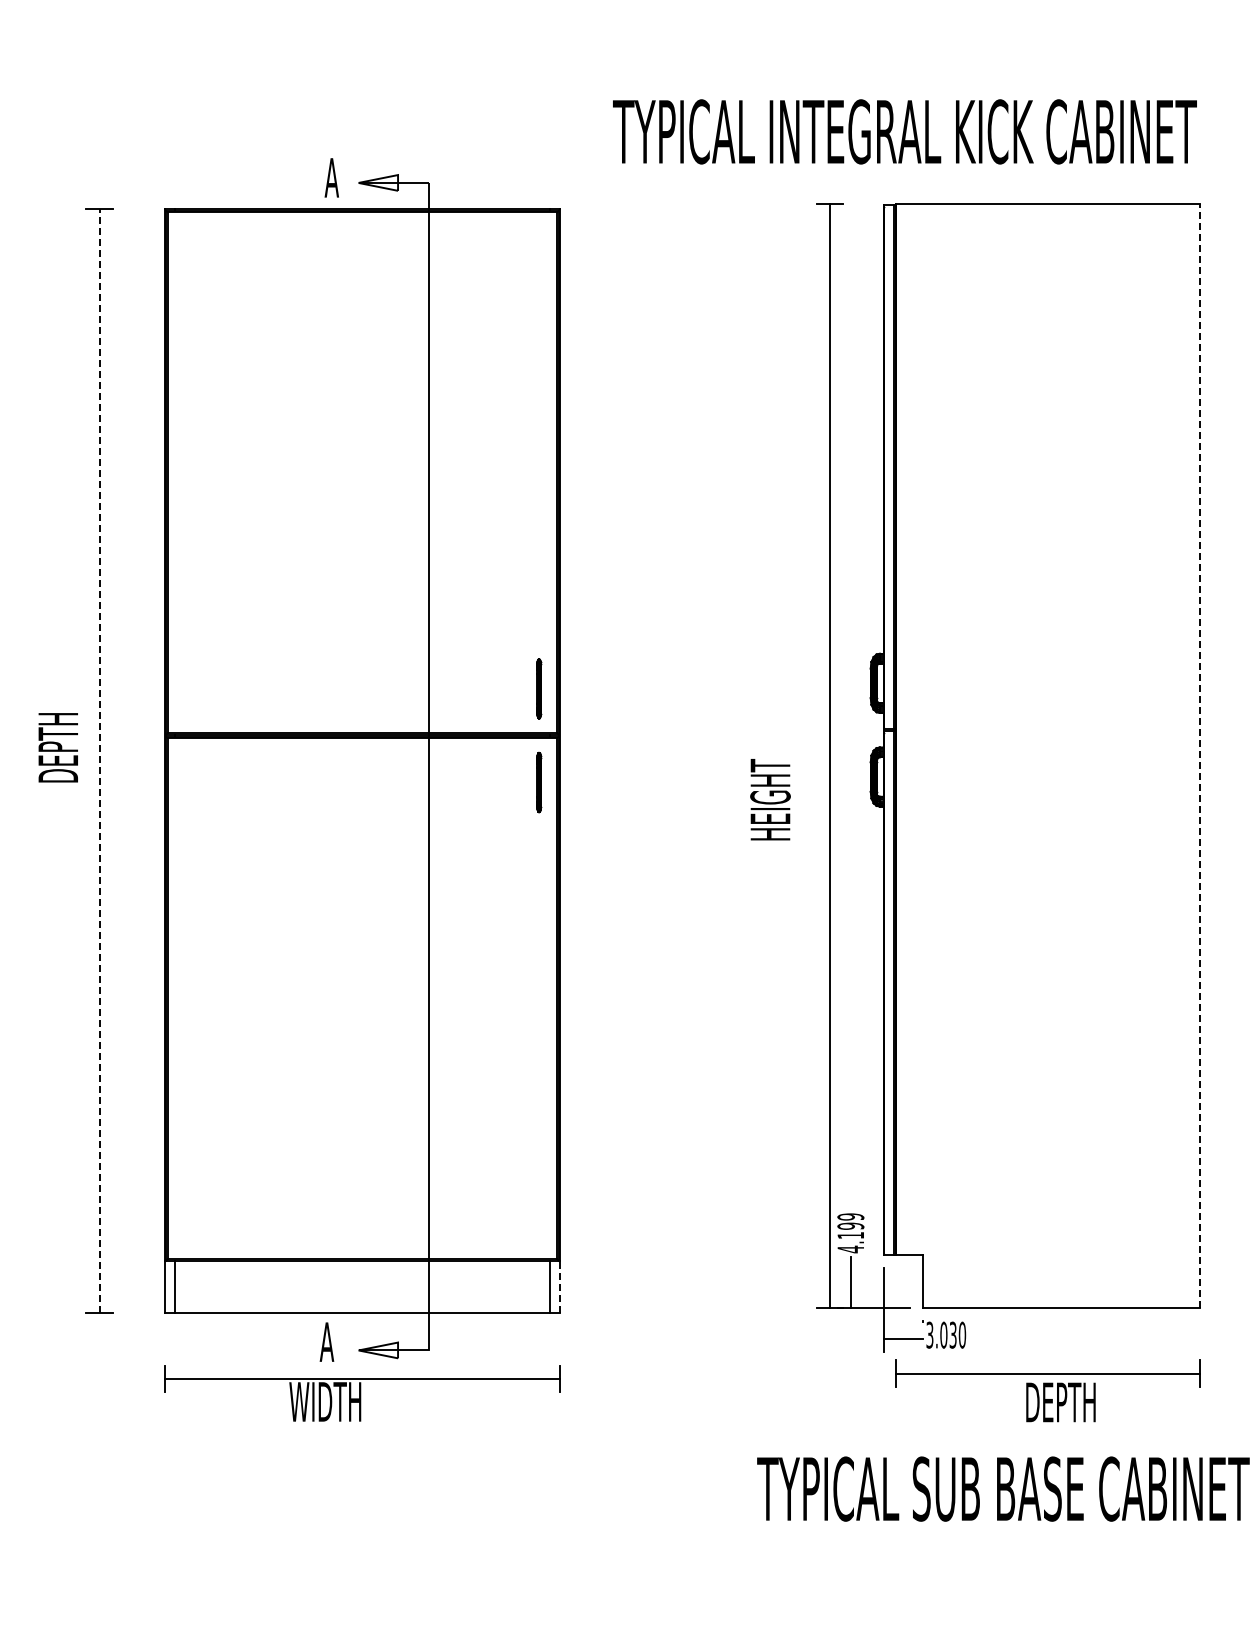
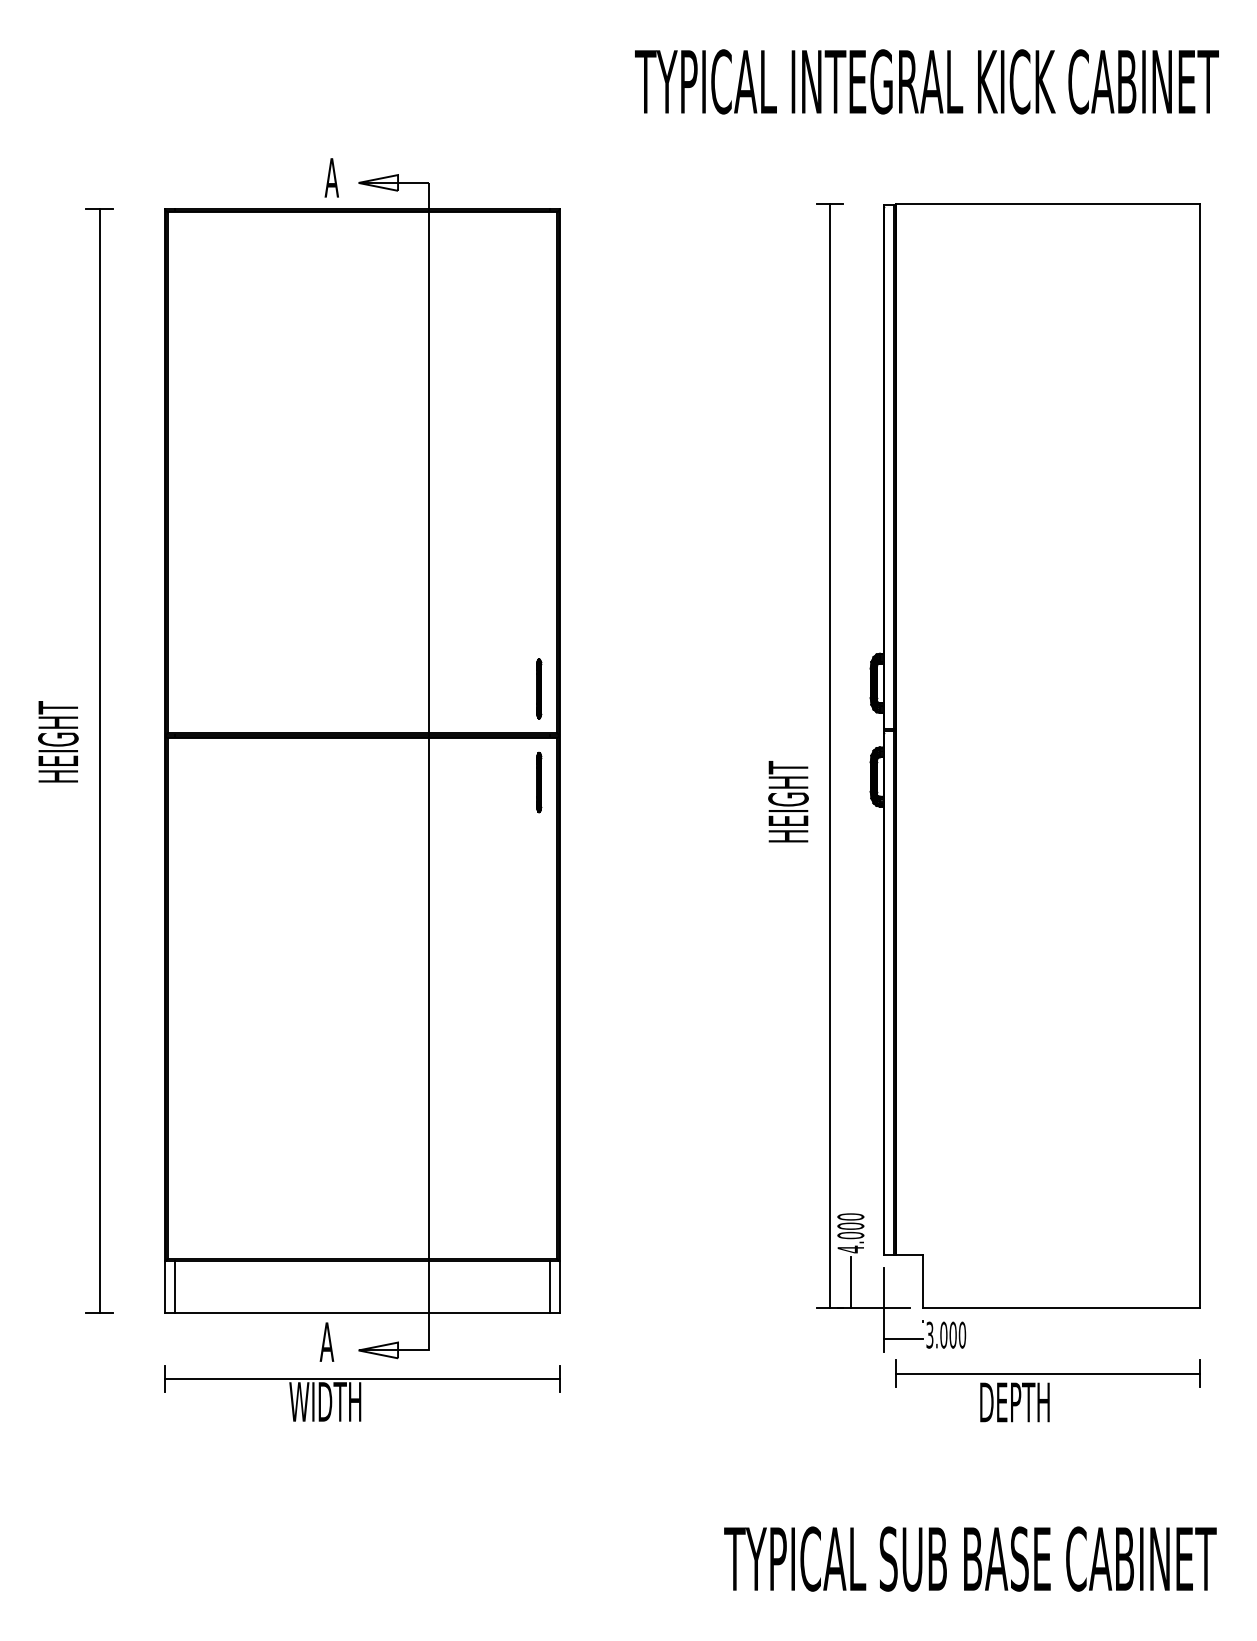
text position: (904, 131) -> (926, 81) (926, 81)
text: DEPTH -> HEIGHT (58, 740)
line: dashed -> solid (1199, 755)
line: dashed -> solid (99, 760)
text position: (770, 799) -> (788, 801) (788, 801)
text: 4.199 -> 4.000 (850, 1226)
line: dashed -> solid (559, 1286)
text: 3.030 -> 3.000 (952, 1334)
text position: (1060, 1402) -> (1014, 1402) (1014, 1402)
text position: (1003, 1488) -> (970, 1558) (970, 1558)
